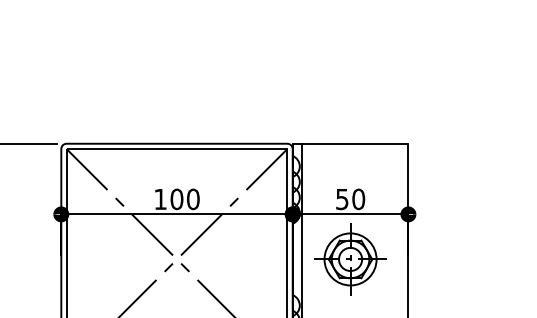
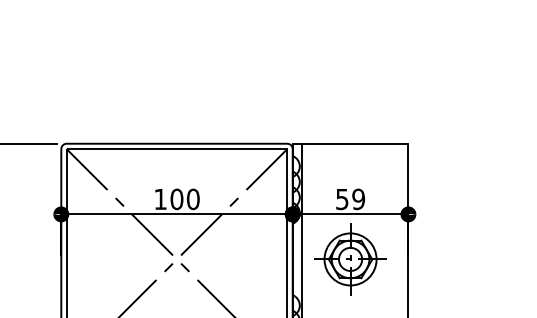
text: 50 -> 59 (358, 199)
